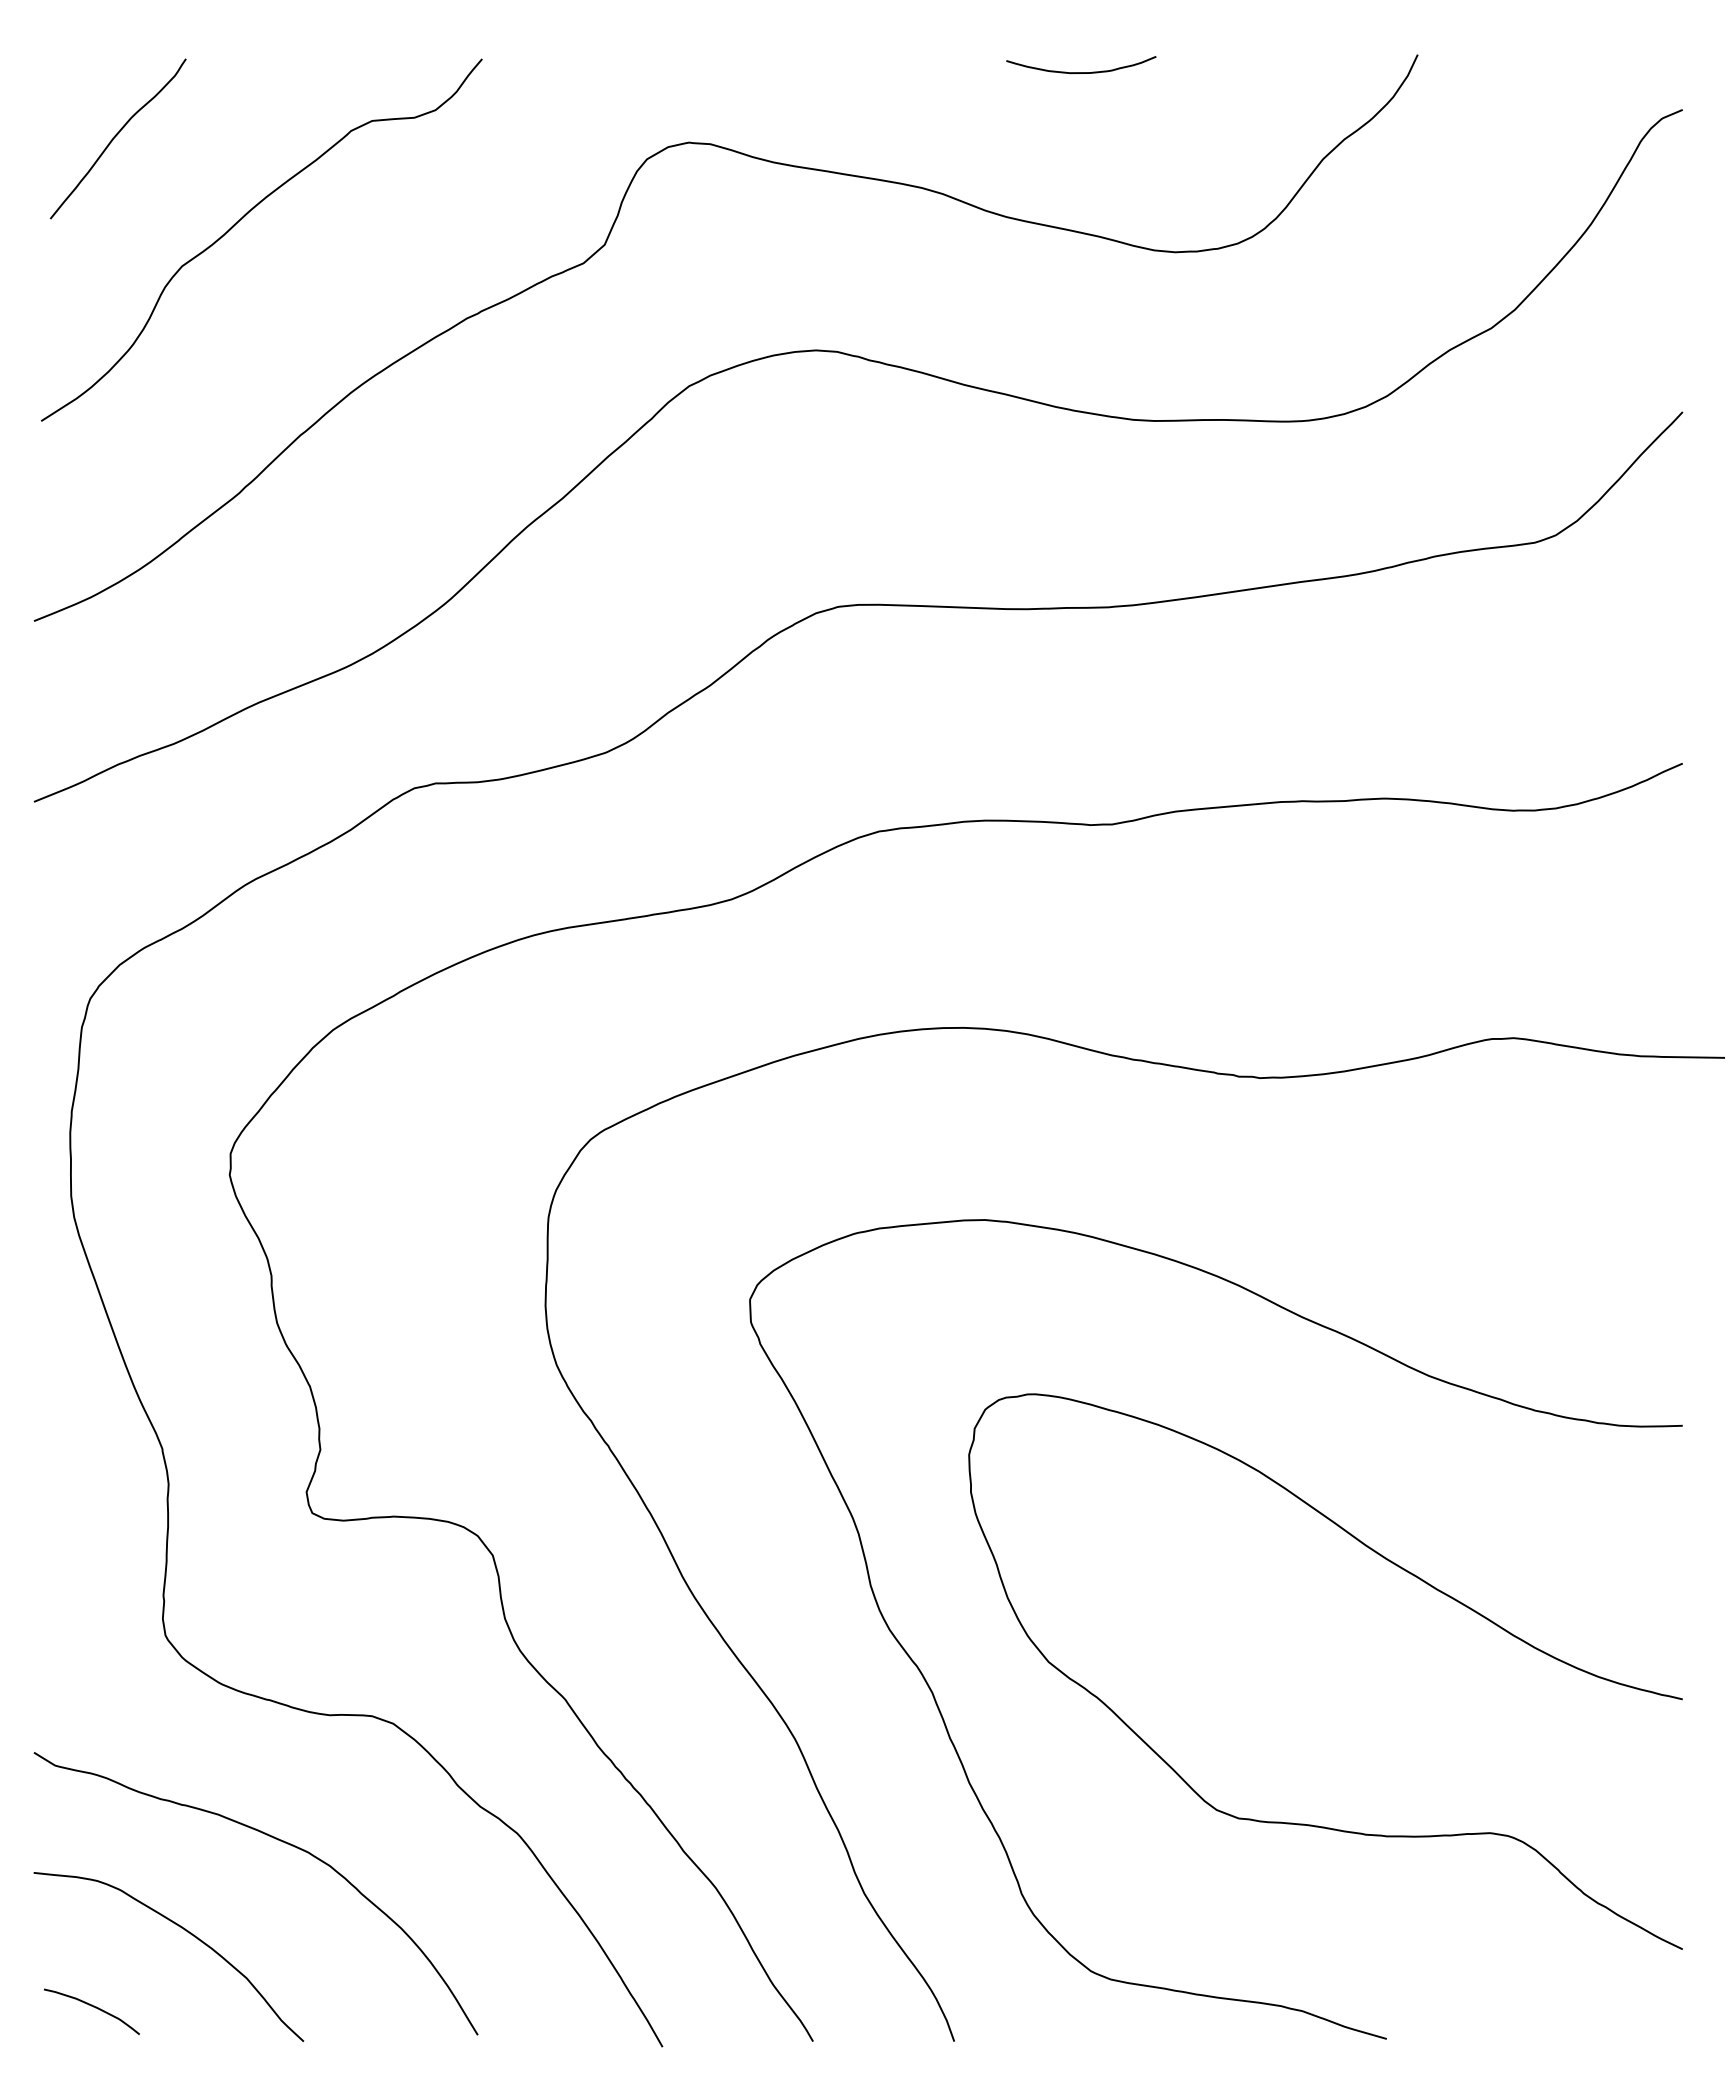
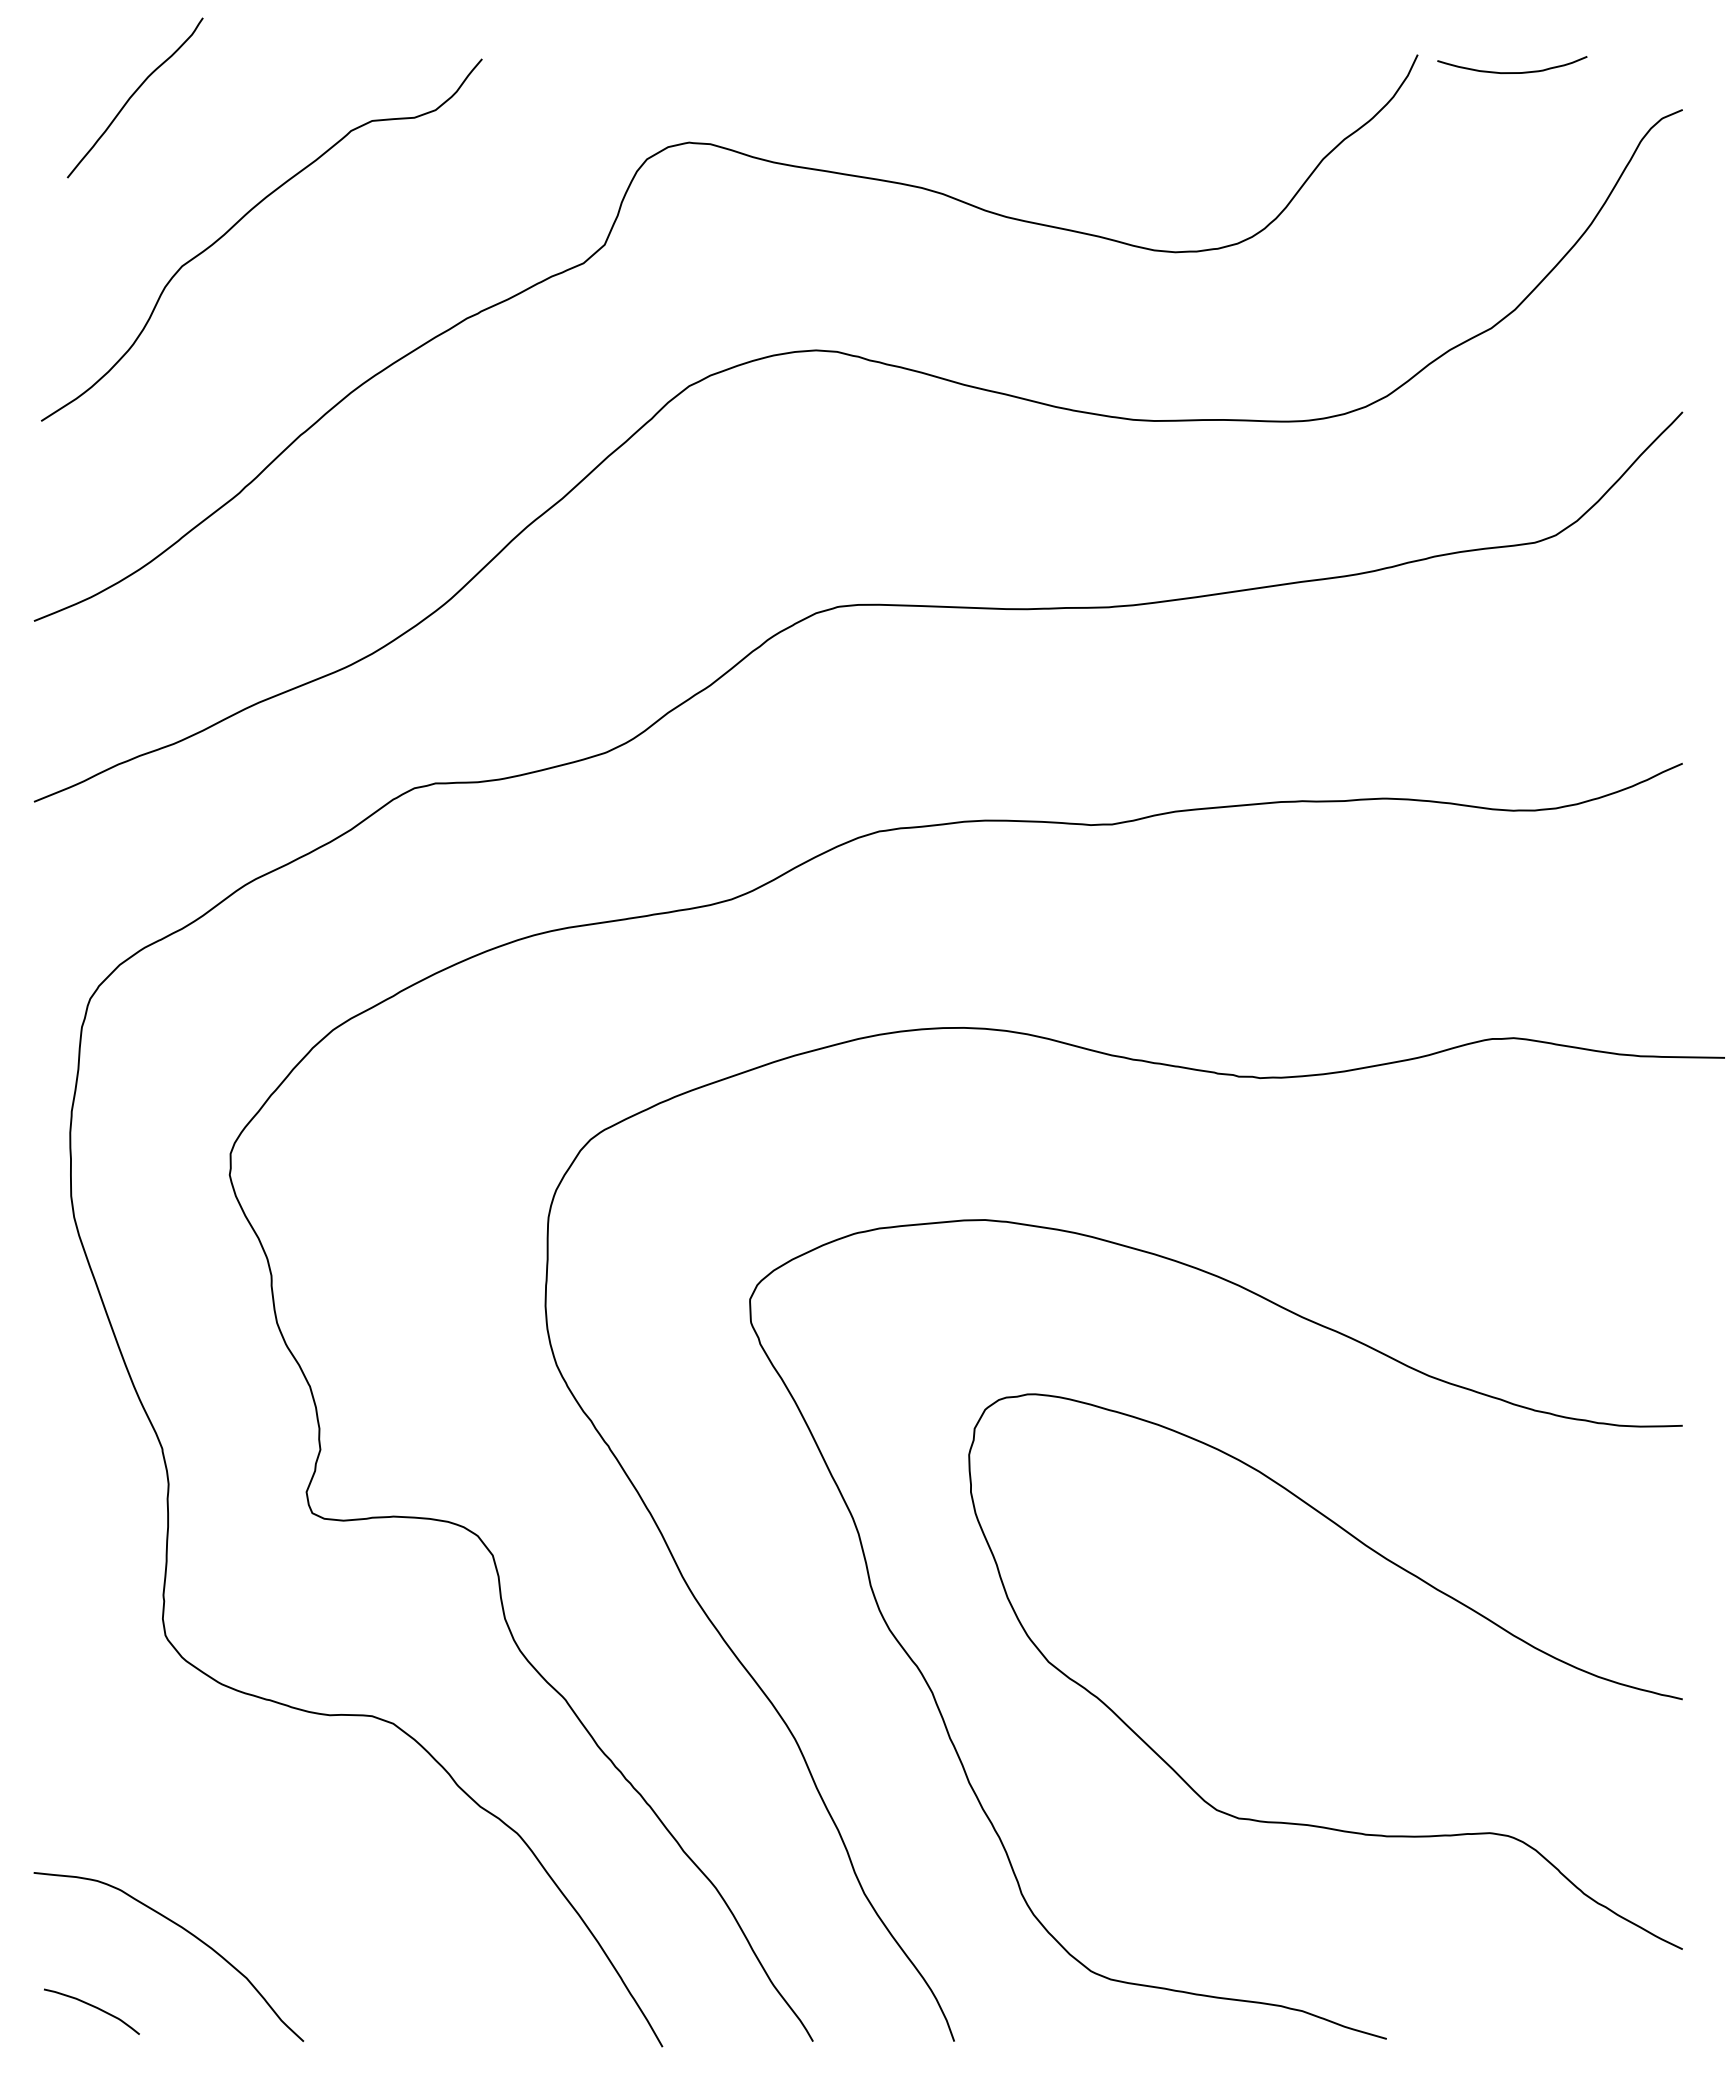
curve position: (1081, 72) -> (1512, 72) (1512, 72)
curve position: (116, 136) -> (133, 95) (133, 95)
curve: present -> none (275, 1839)
